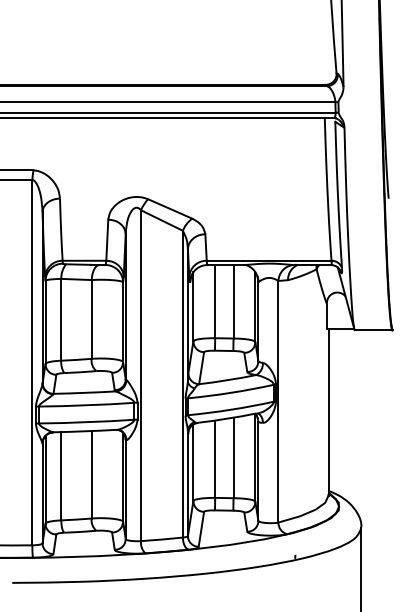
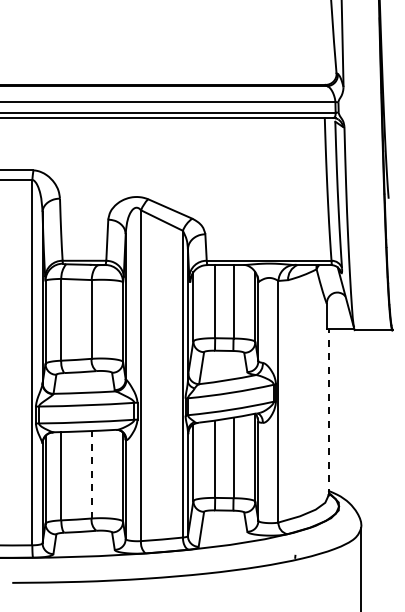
line: solid -> dashed (328, 412)
line: solid -> dashed (91, 474)
